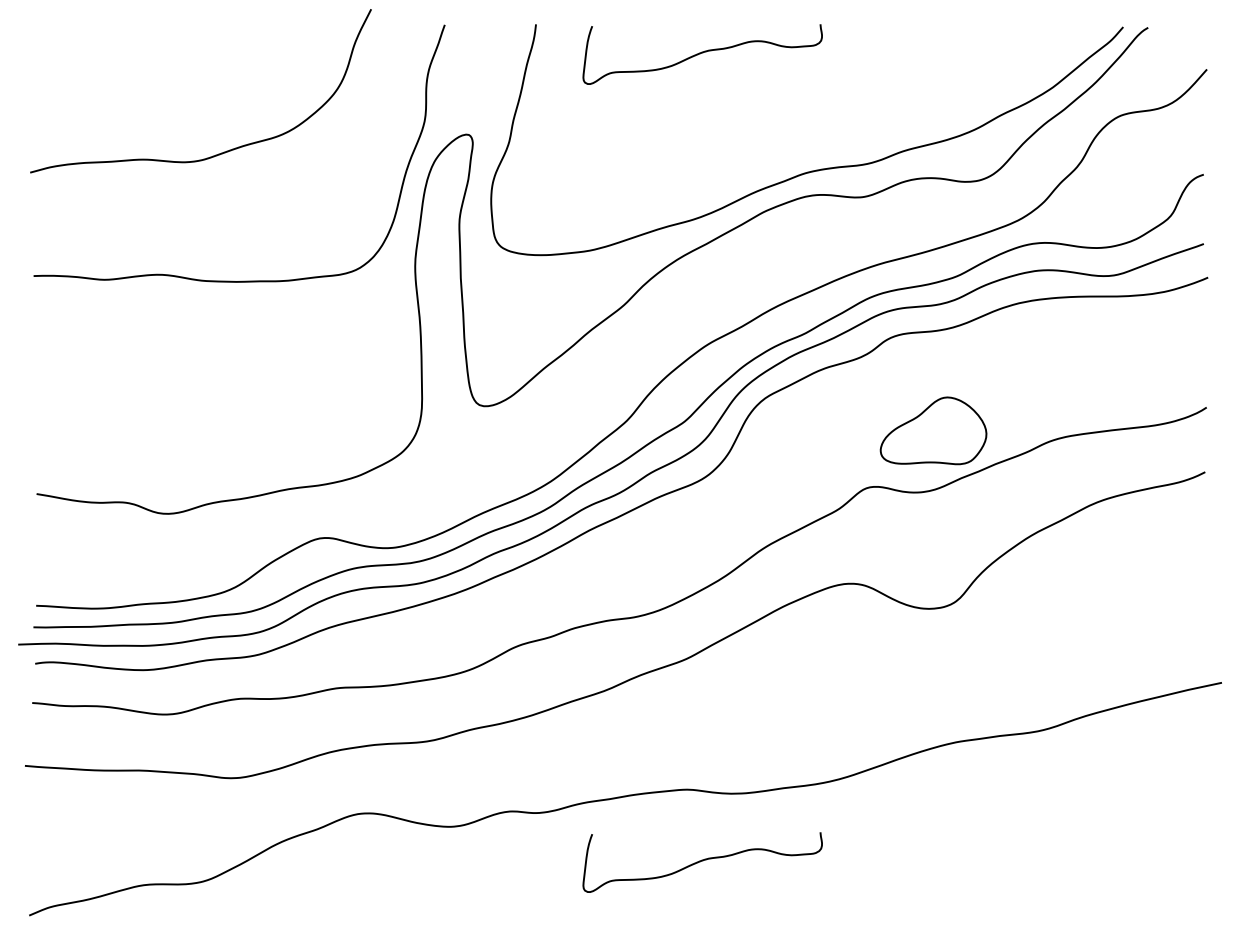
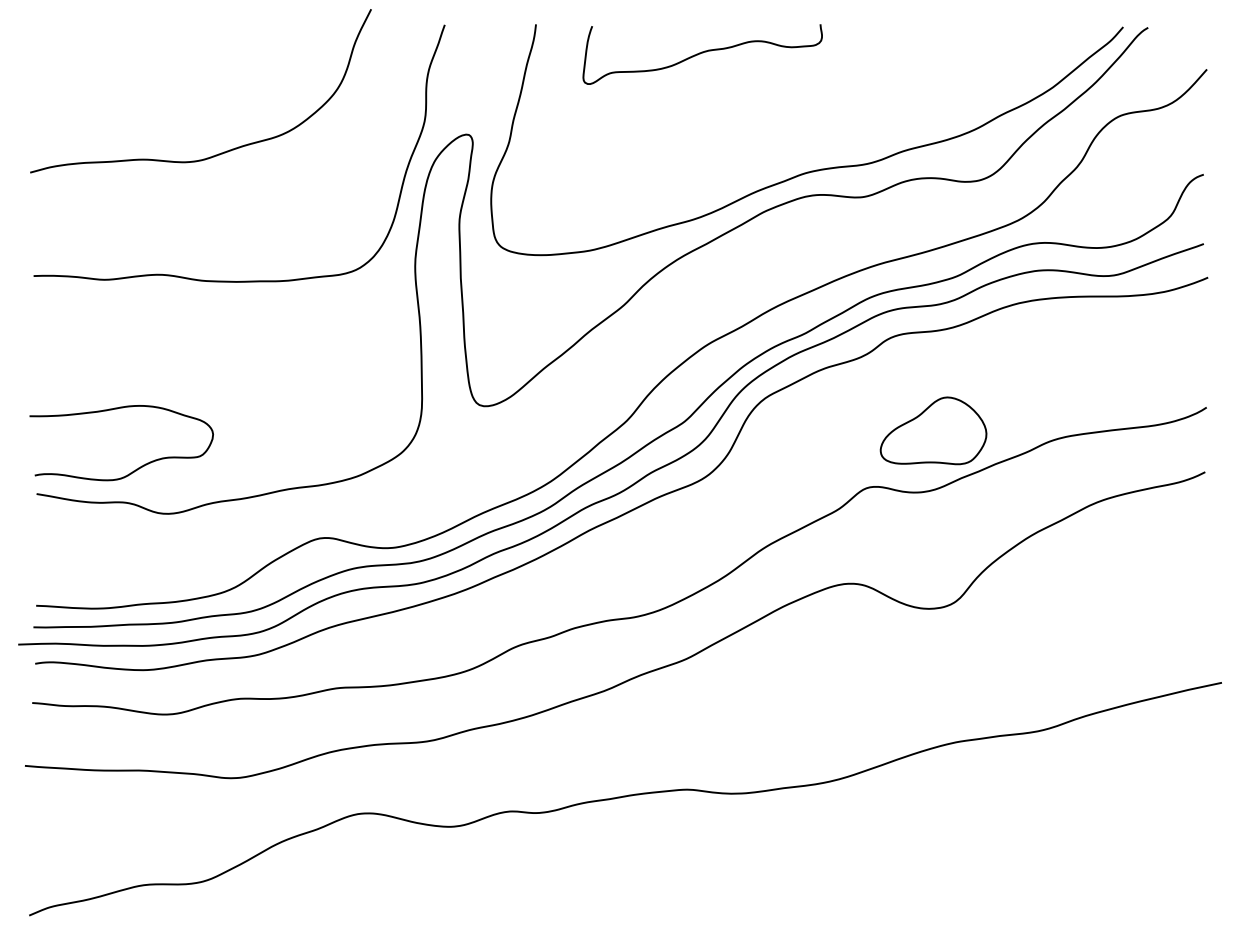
curve: none -> present (136, 468)
curve: present -> none (702, 861)
